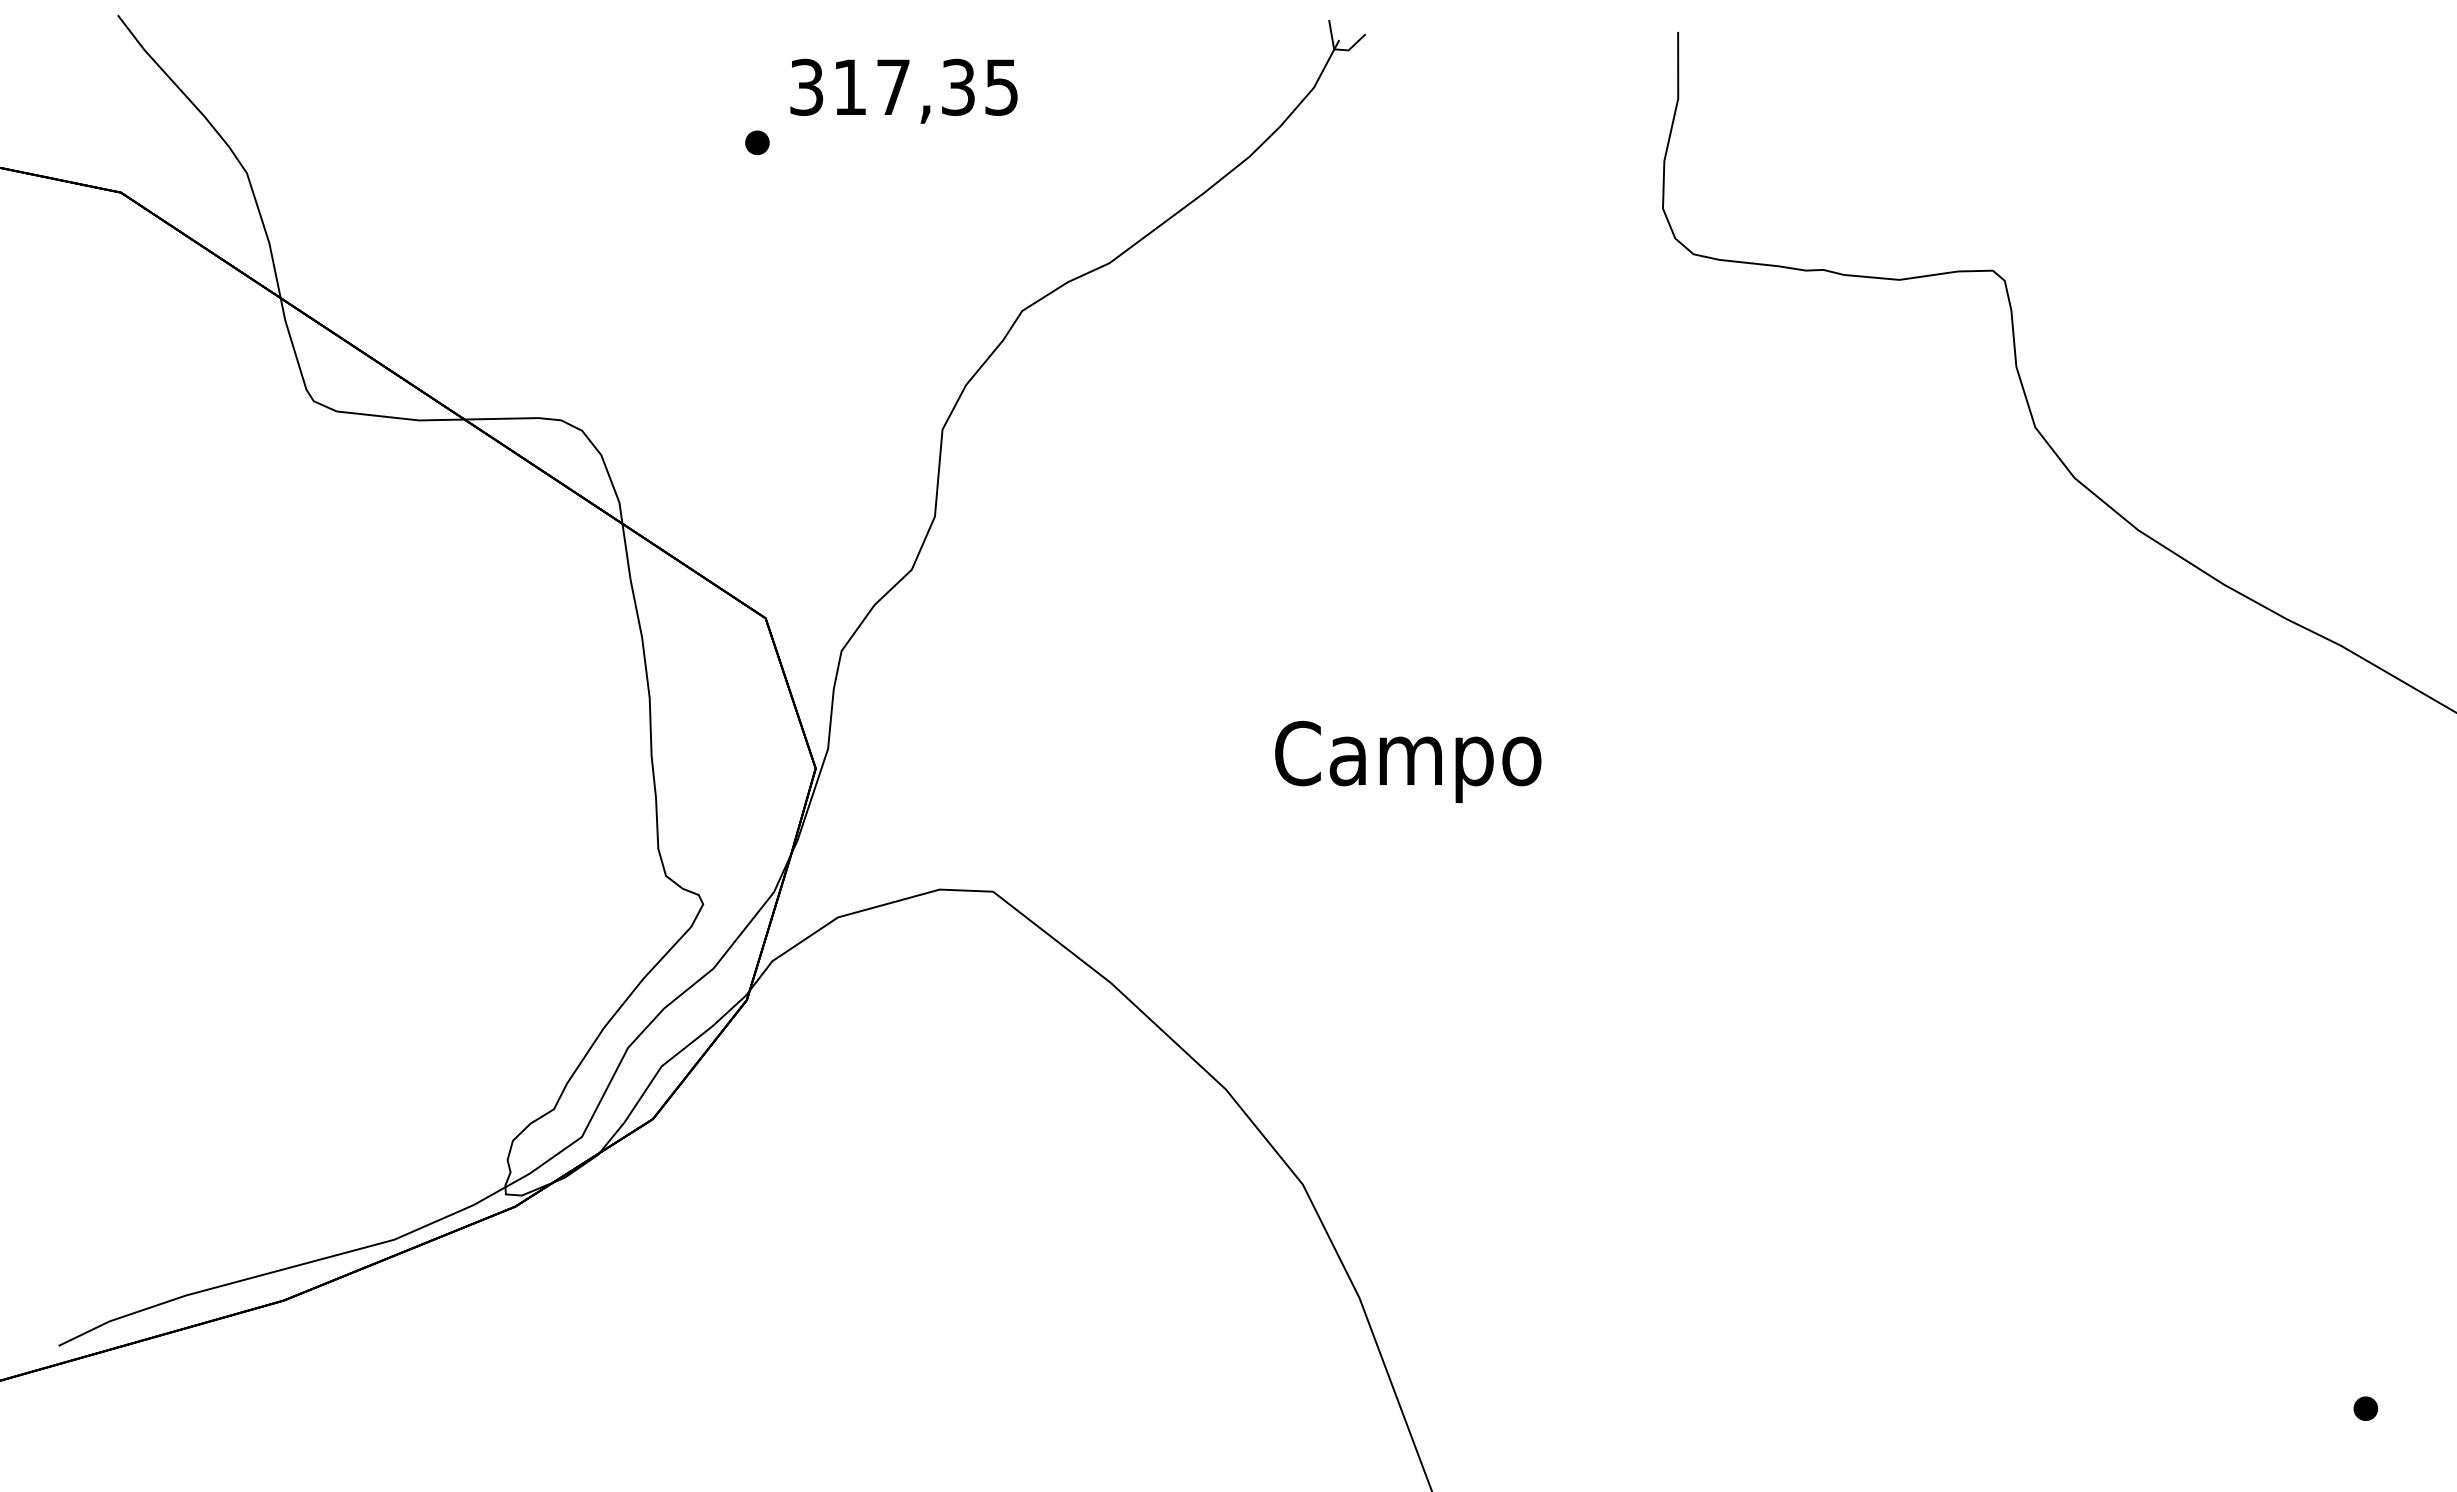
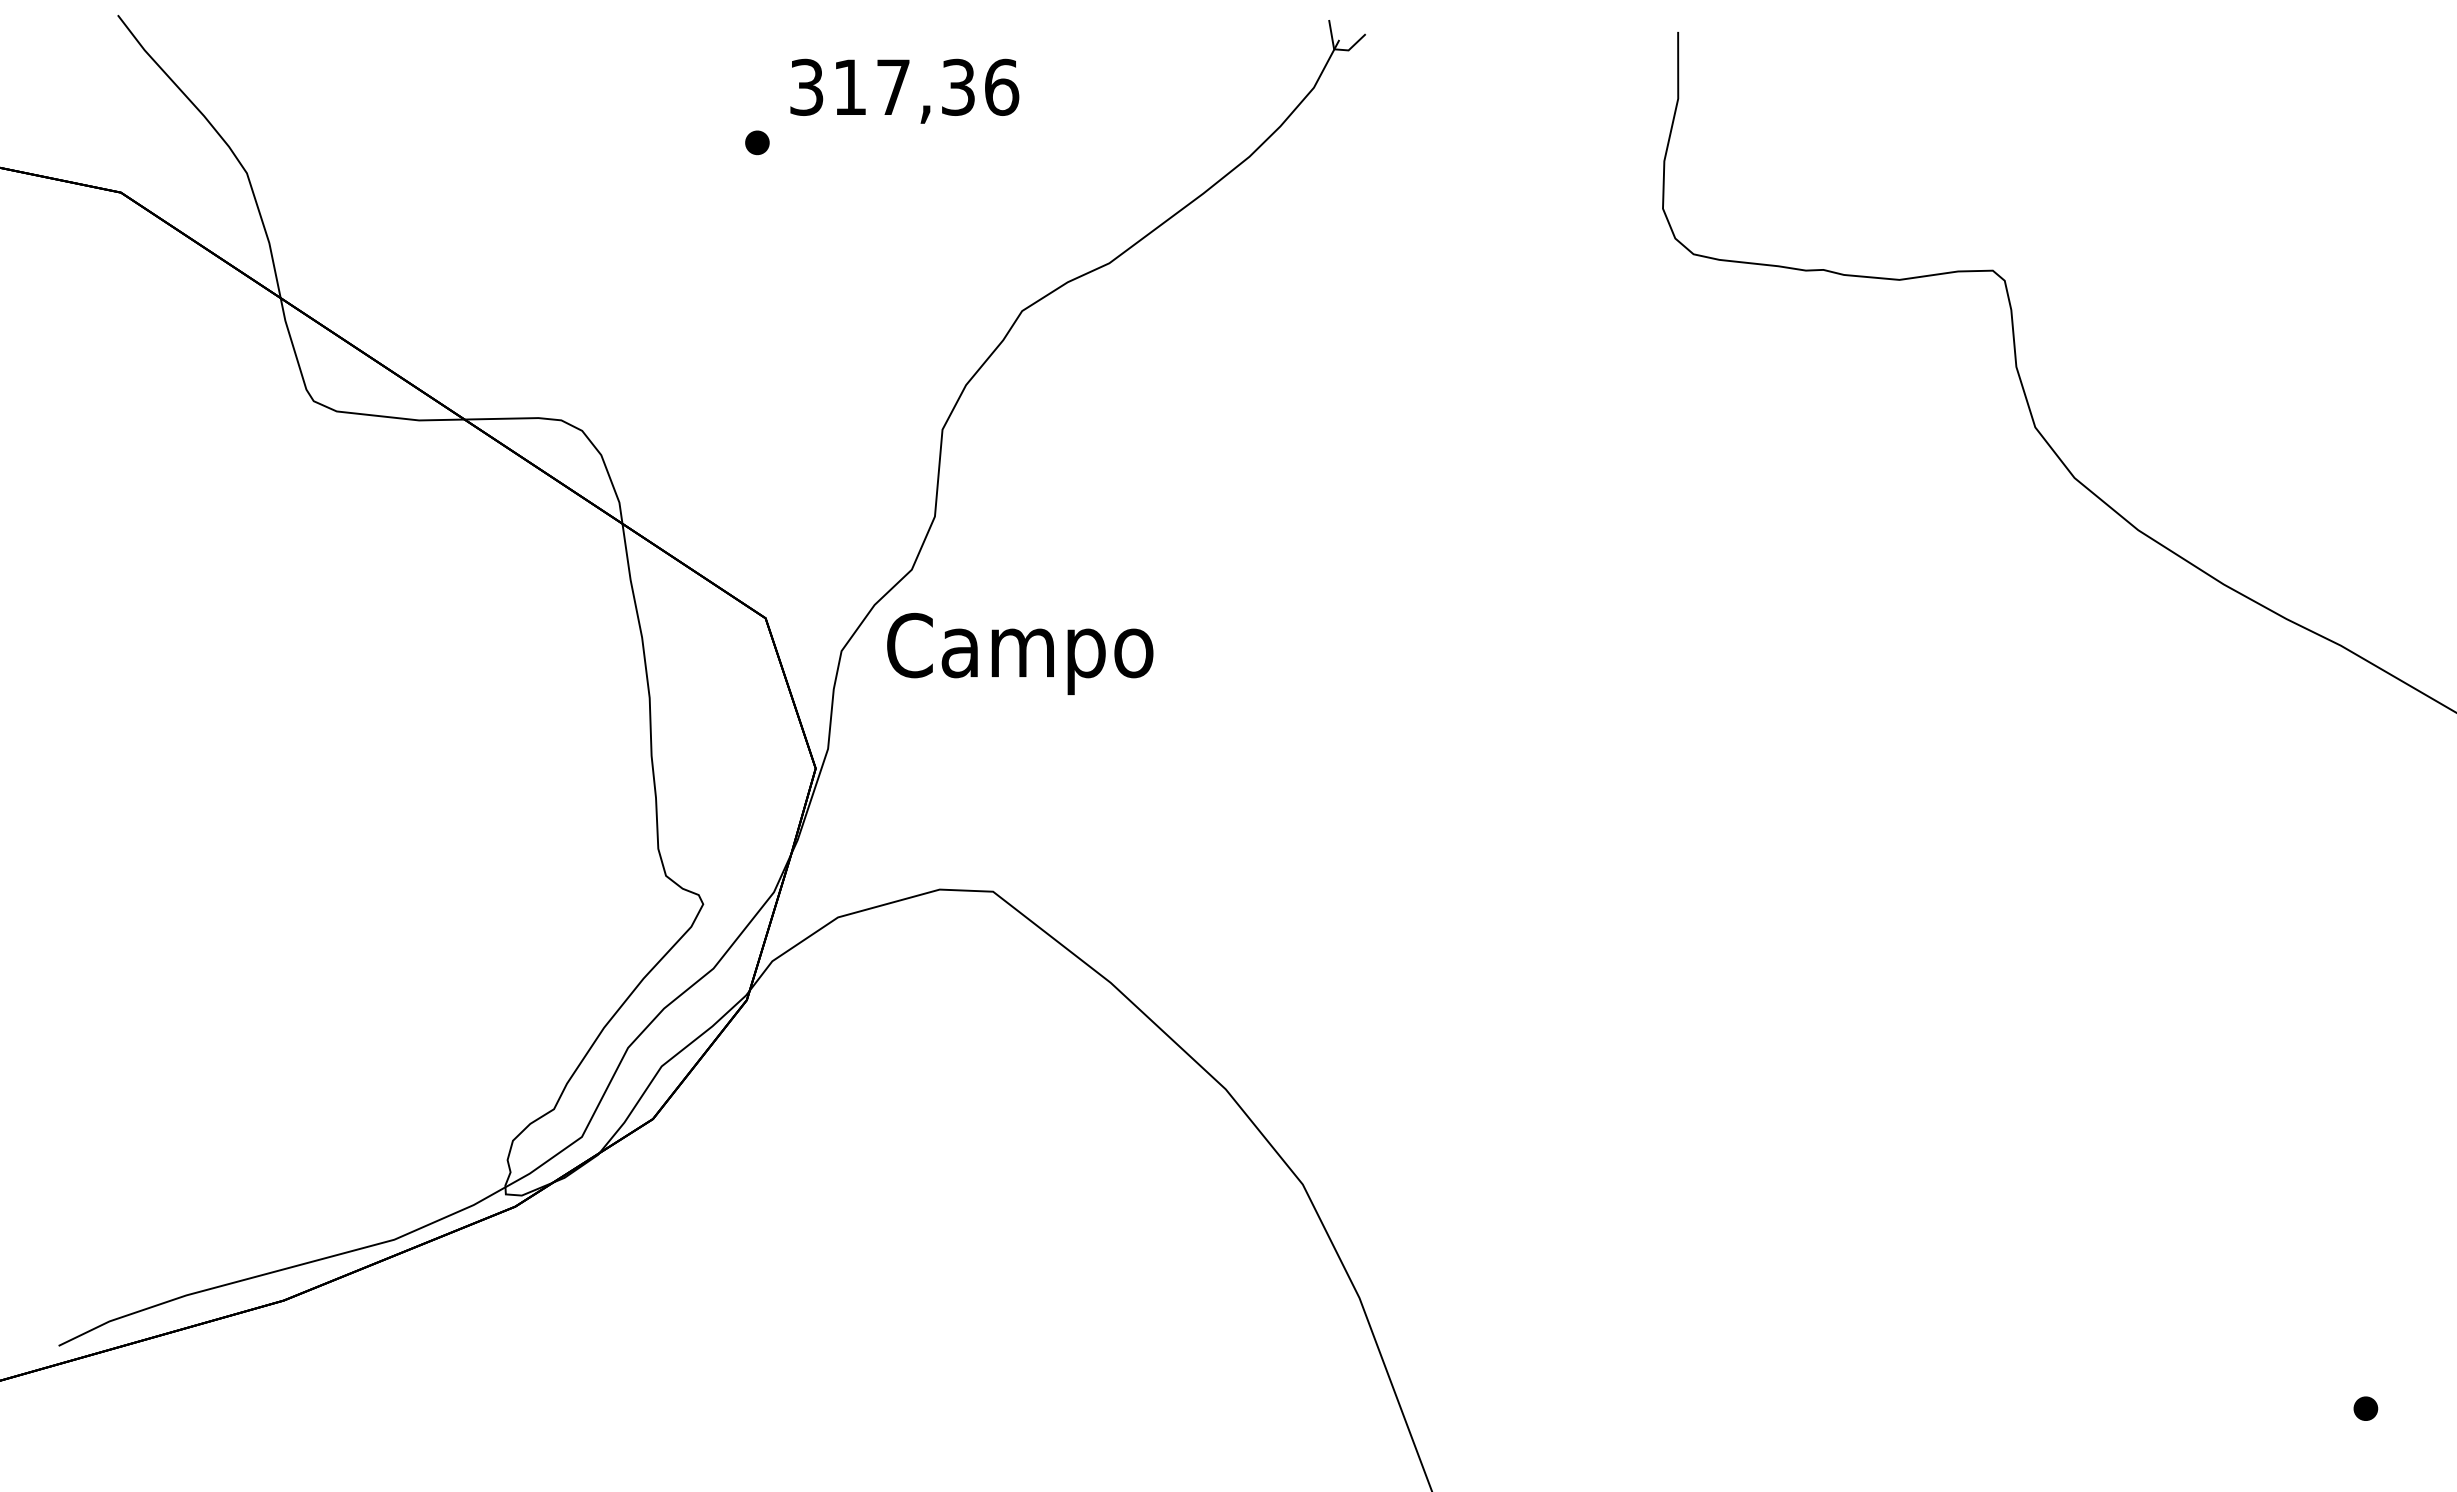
text: 317,35 -> 317,36 (1002, 86)
text position: (1408, 761) -> (1020, 653) (1020, 653)
